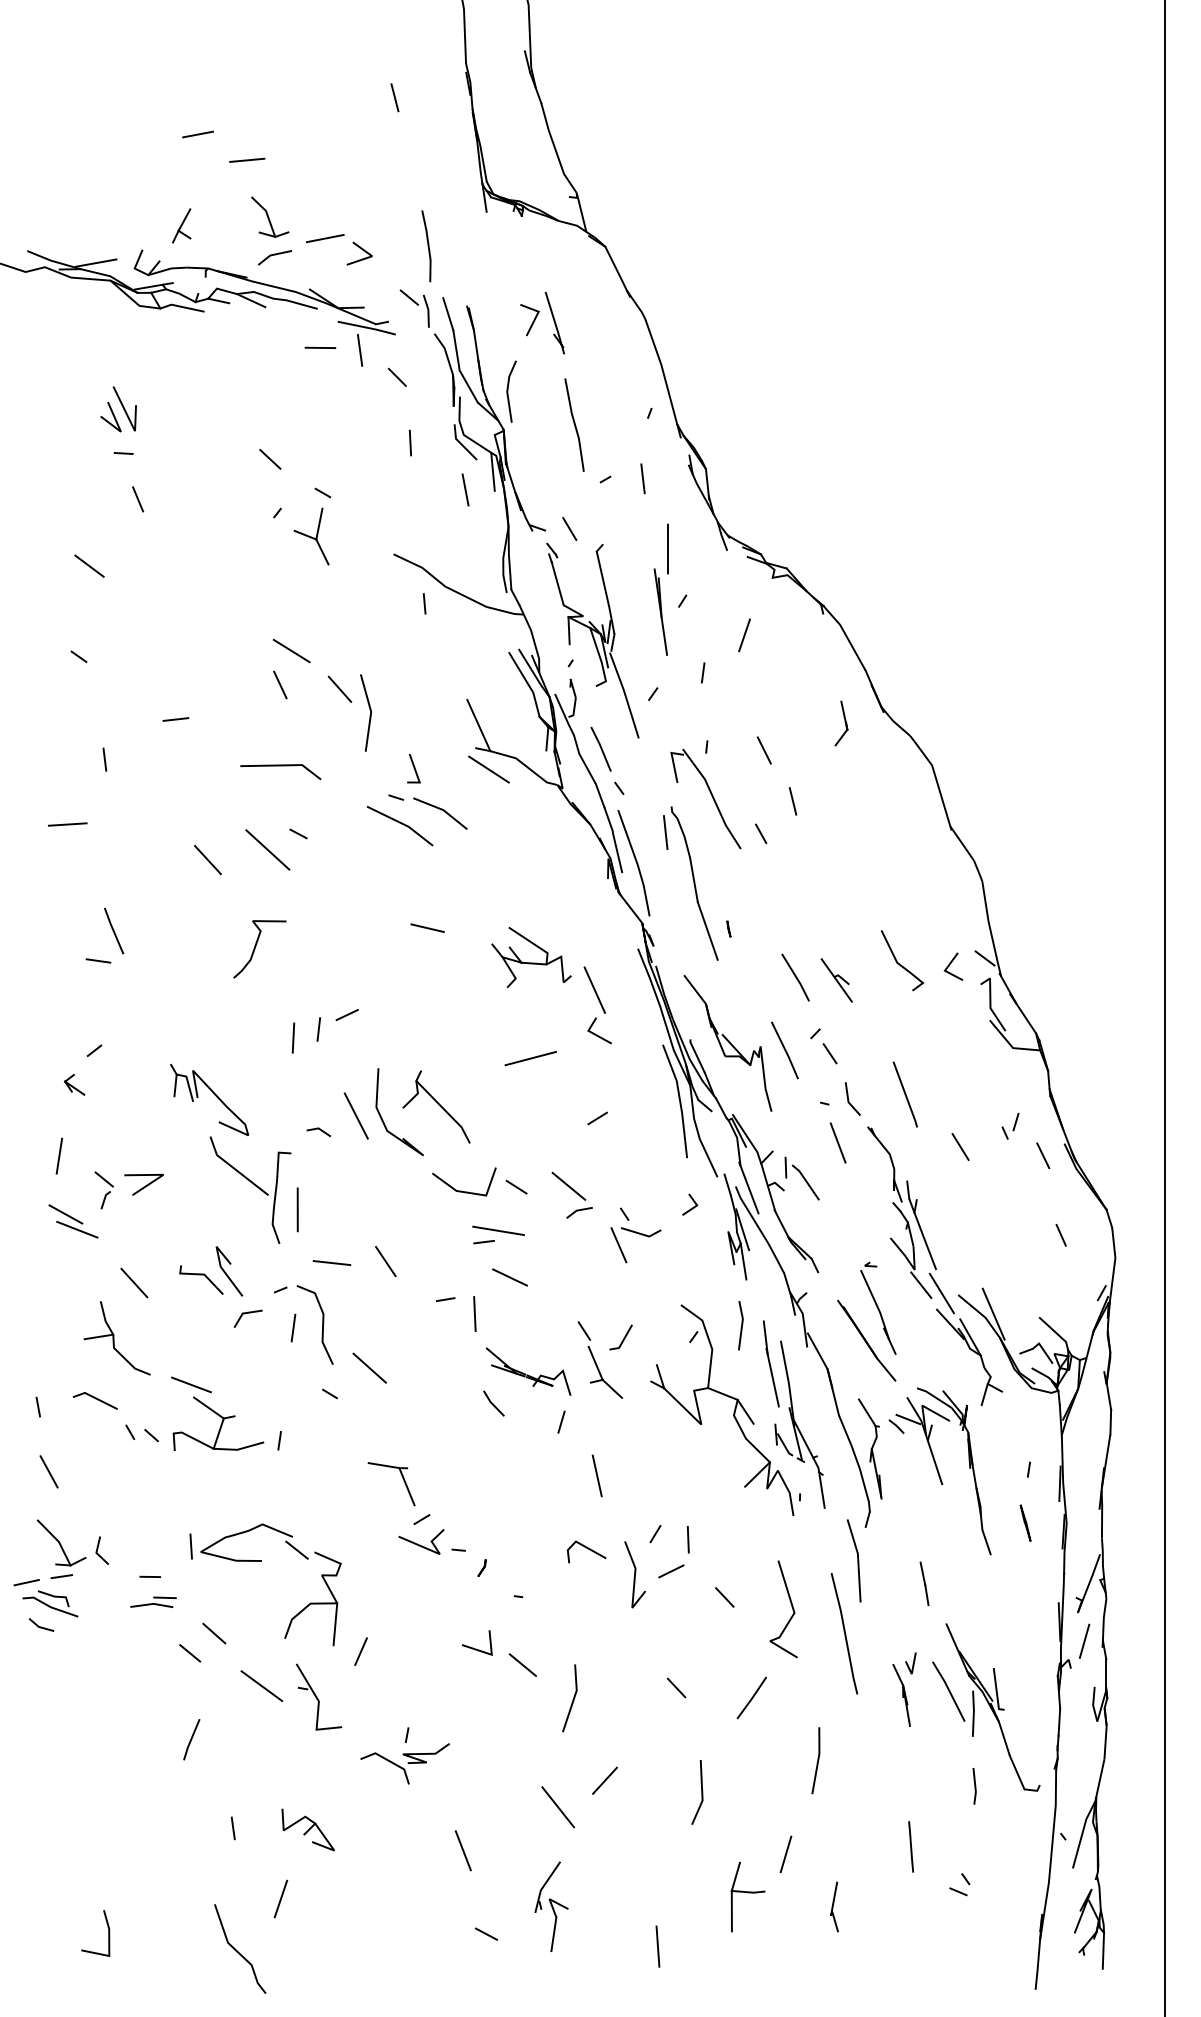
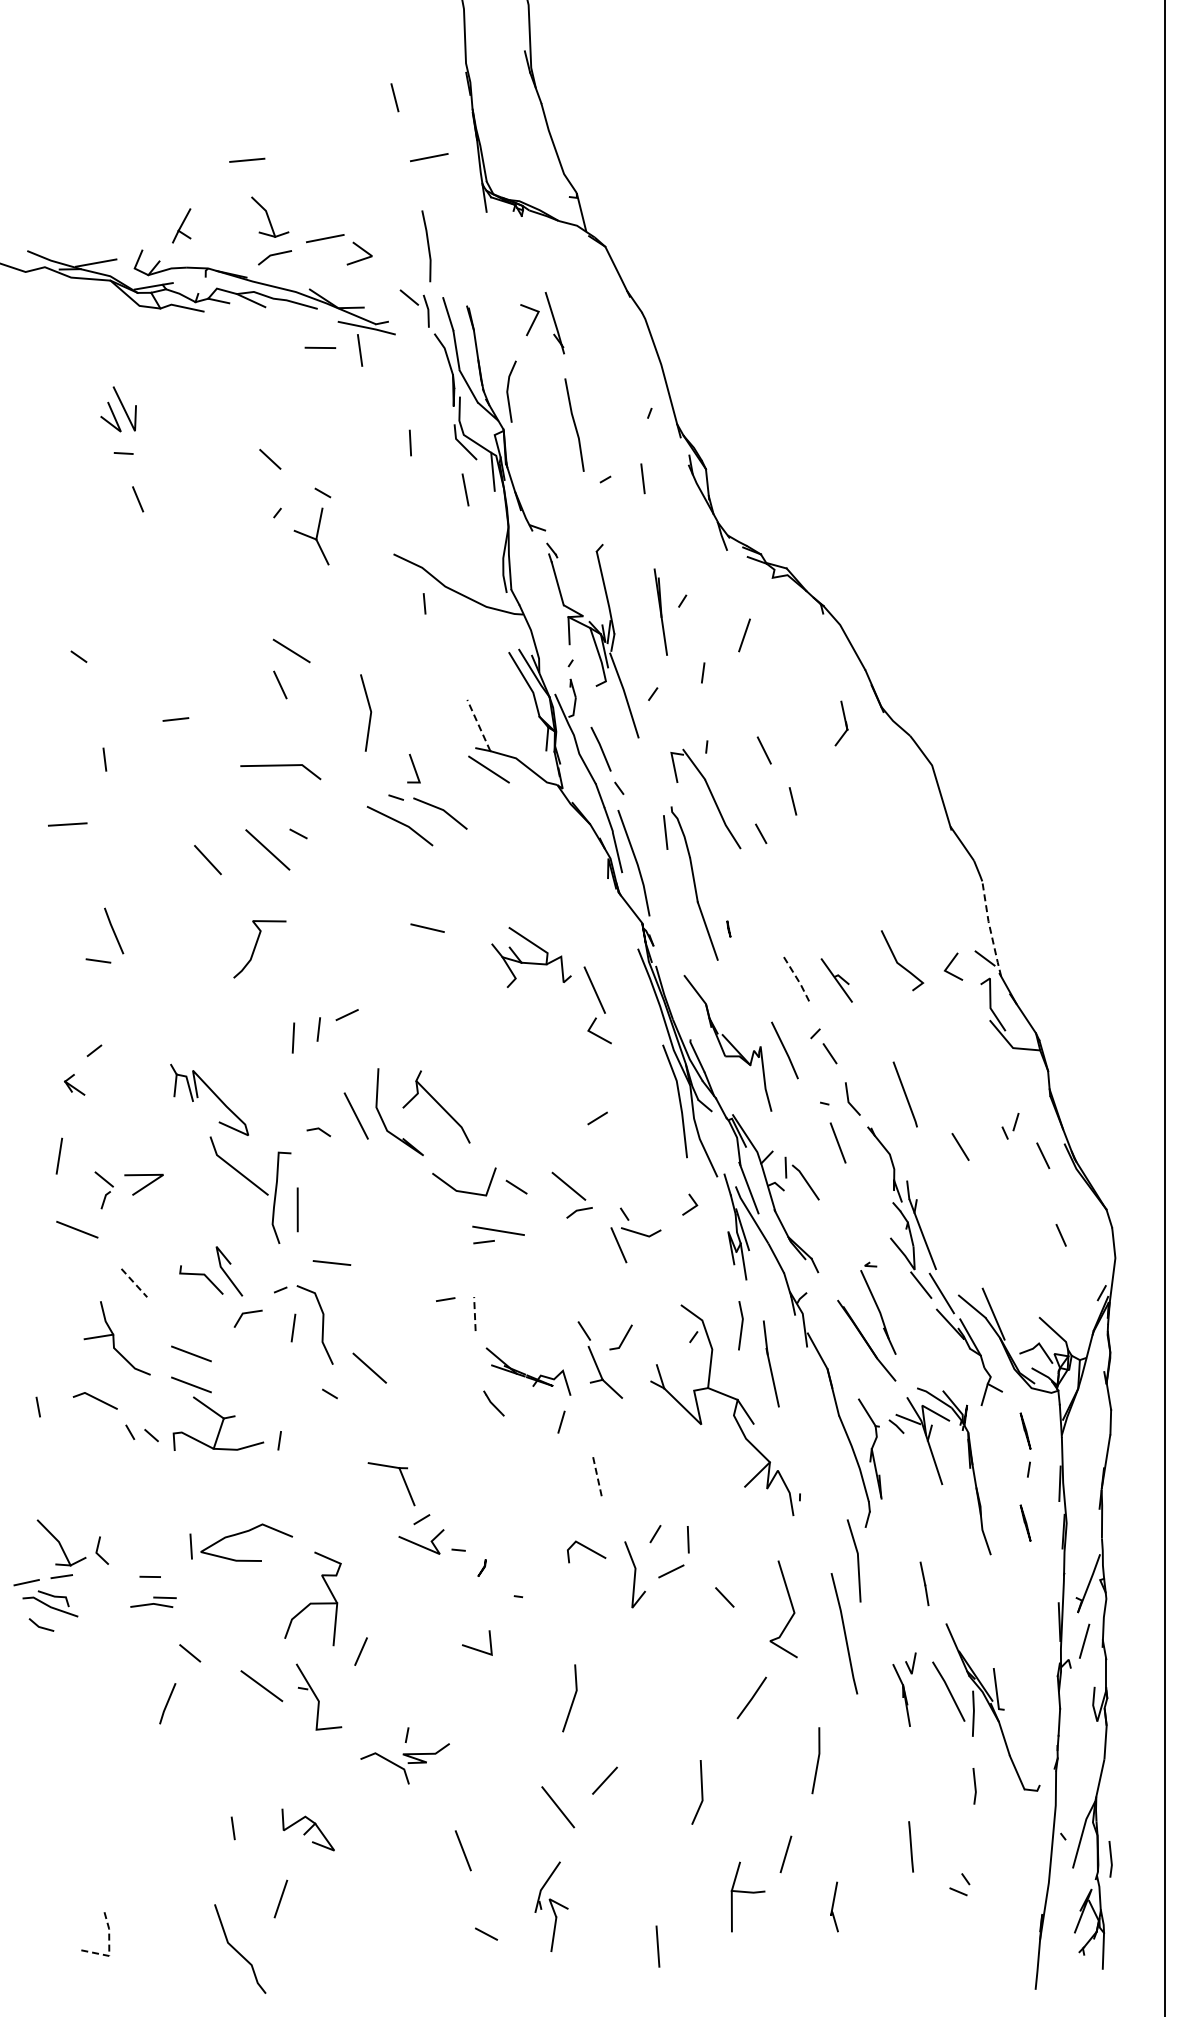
line: present -> none (198, 134)
line: none -> present (429, 157)
line: present -> none (396, 376)
line: present -> none (569, 528)
line: present -> none (667, 548)
line: present -> none (89, 565)
line: present -> none (339, 688)
line: solid -> dashed (478, 725)
line: solid -> dashed (990, 929)
line: solid -> dashed (796, 977)
line: present -> none (530, 1058)
line: present -> none (65, 1214)
line: present -> none (385, 1261)
line: present -> none (509, 1277)
line: solid -> dashed (134, 1283)
line: solid -> dashed (474, 1313)
line: none -> present (191, 1353)
part: present -> none (799, 1424)
line: none -> present (1025, 1430)
line: present -> none (48, 1471)
line: solid -> dashed (597, 1475)
line: present -> none (296, 1549)
line: present -> none (214, 1633)
line: present -> none (522, 1664)
line: present -> none (676, 1687)
line position: (191, 1739) -> (167, 1703) (167, 1703)
line: none -> present (1110, 1859)
line: solid -> dashed (109, 1946)
